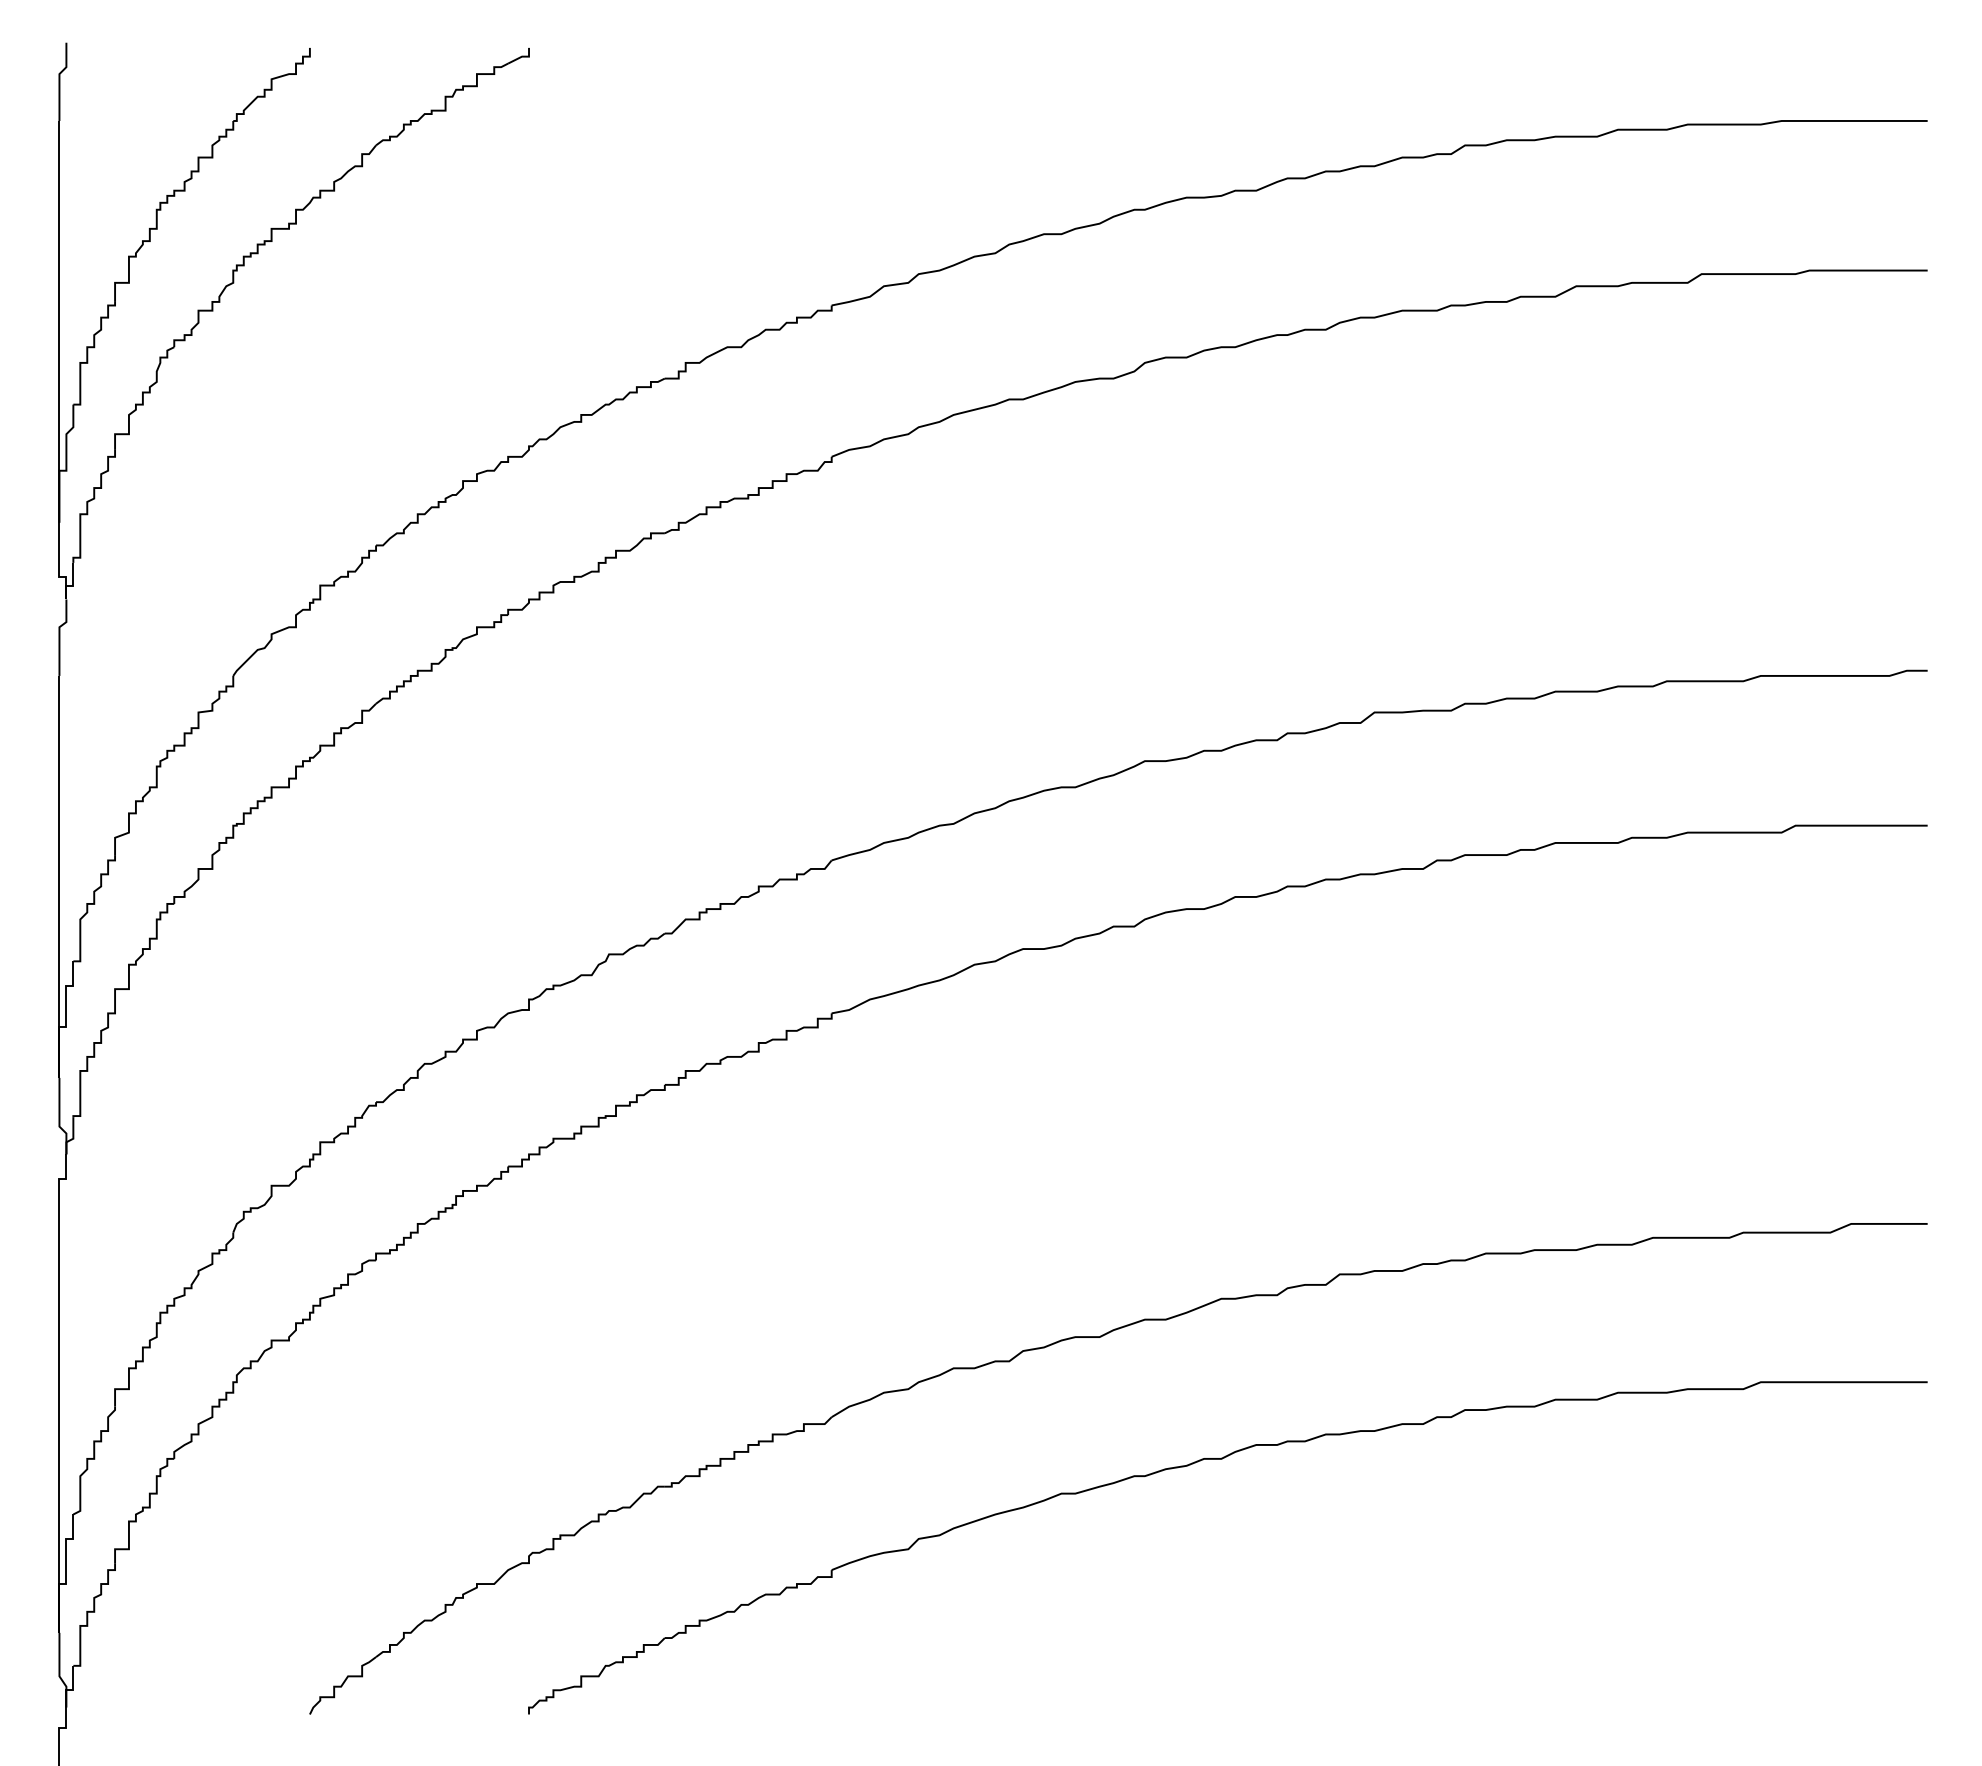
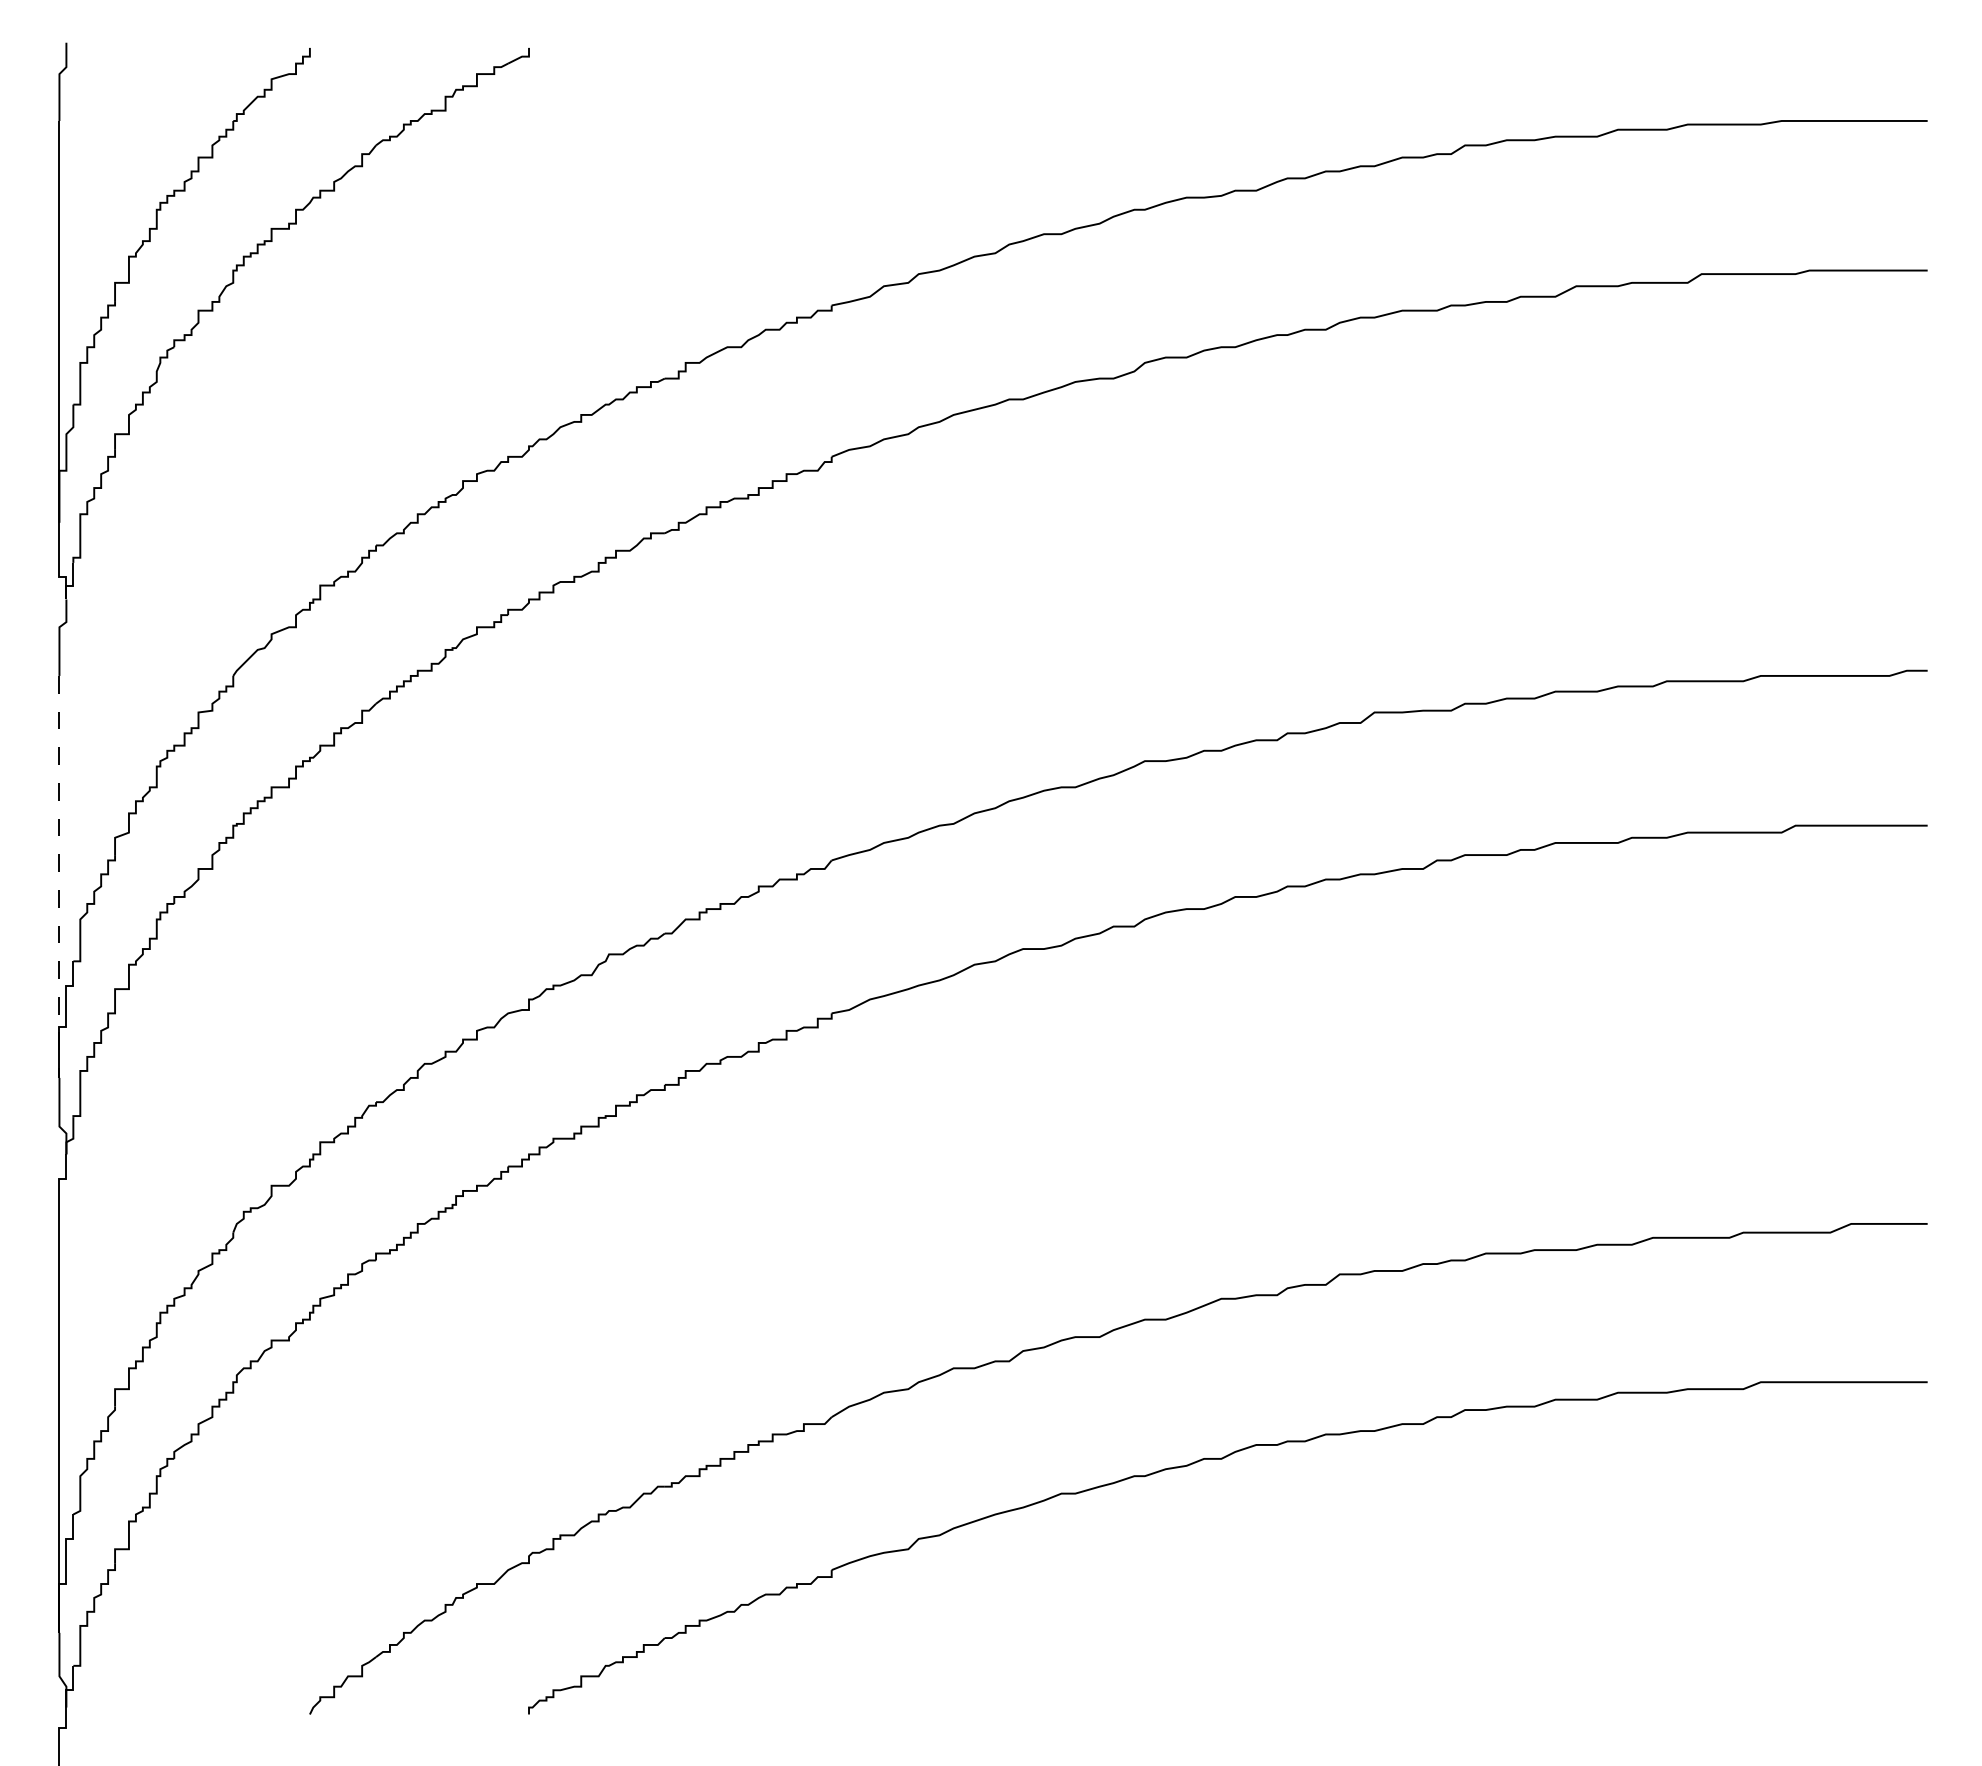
line: solid -> dashed (59, 876)
